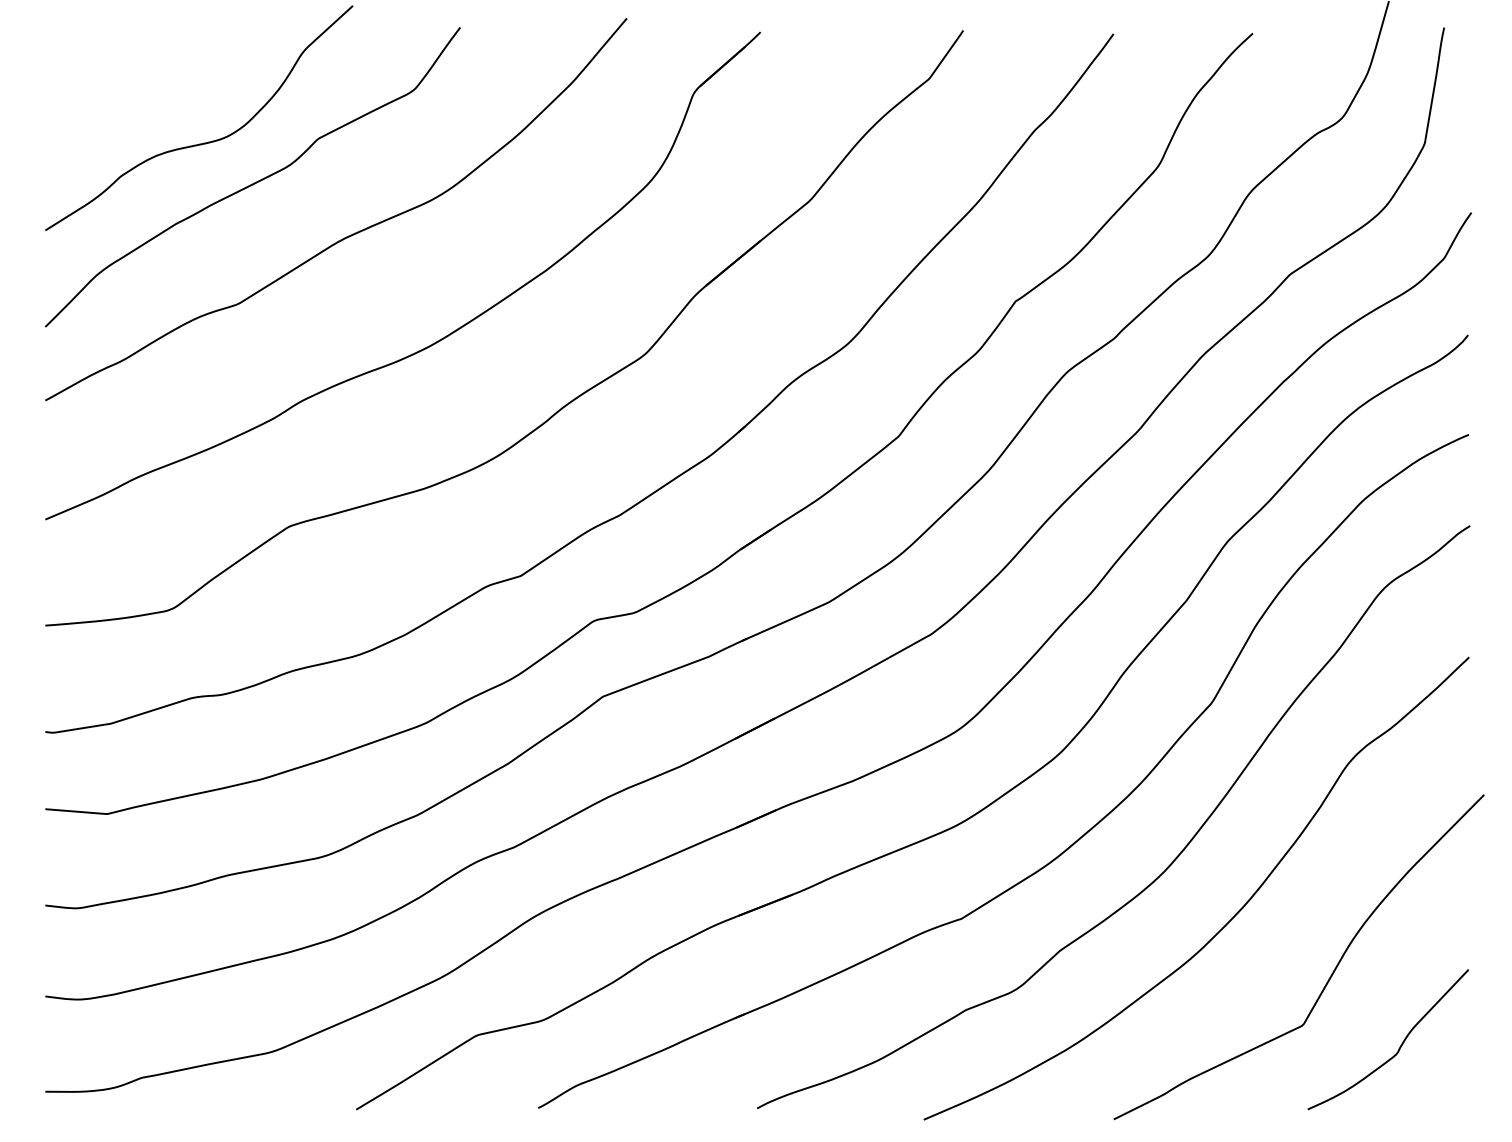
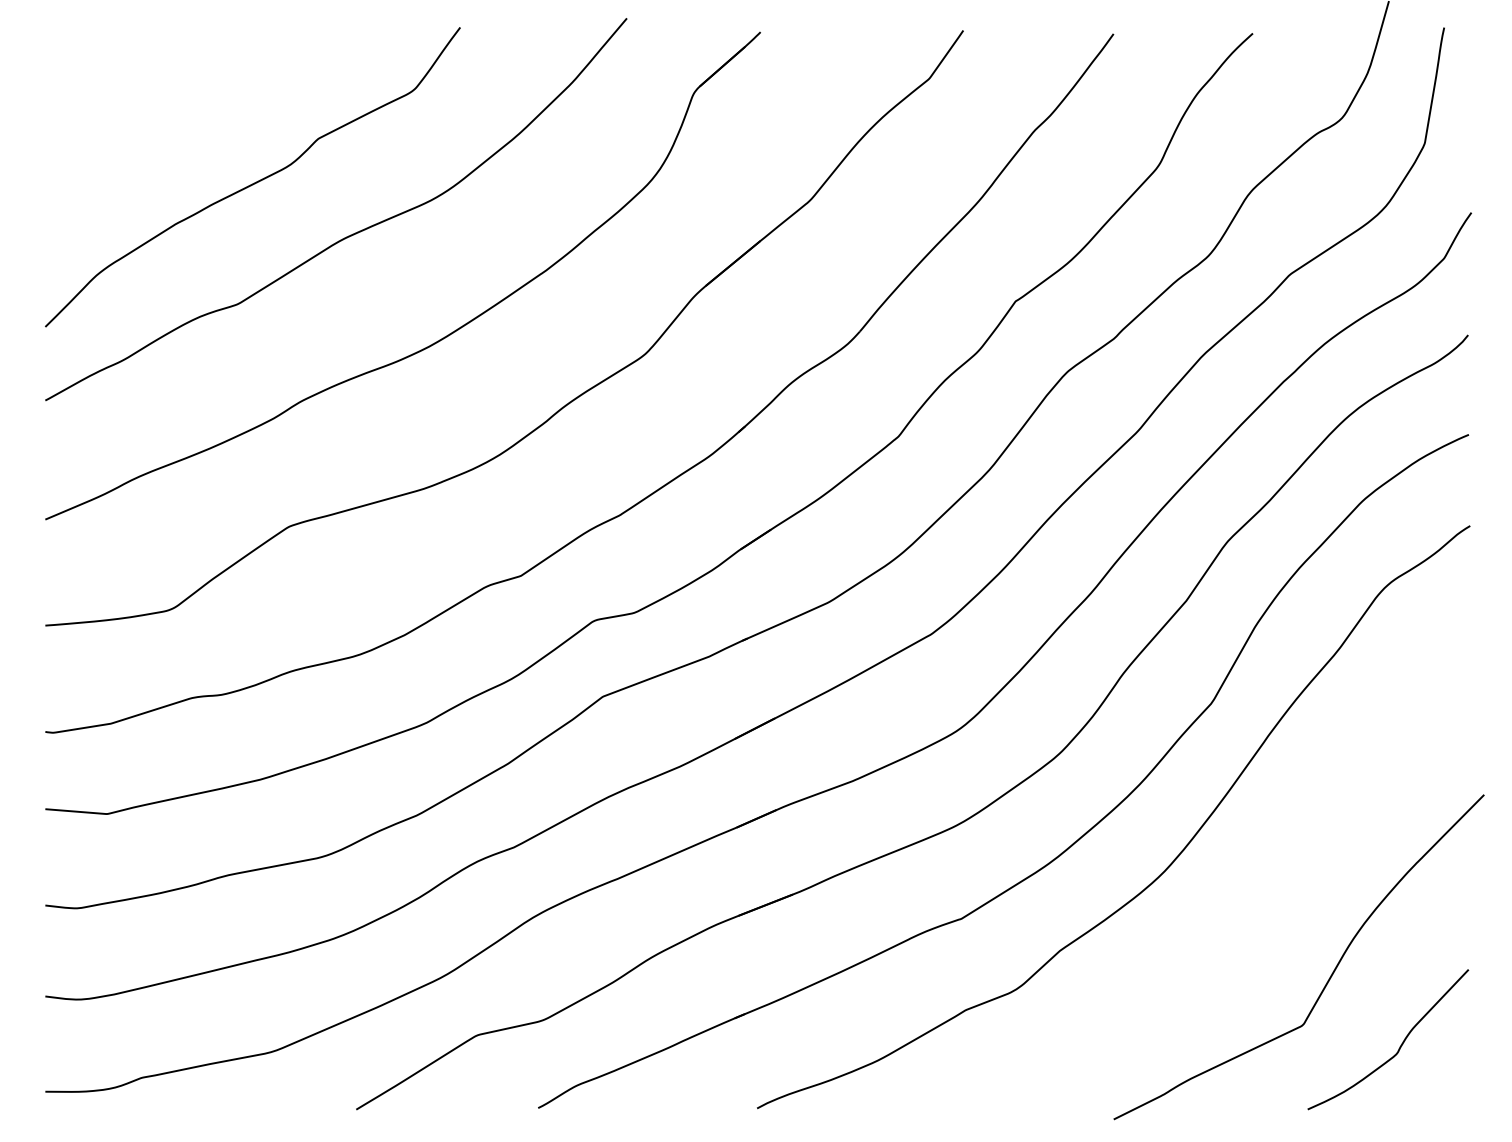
curve: present -> none (203, 142)
curve: present -> none (1229, 920)
